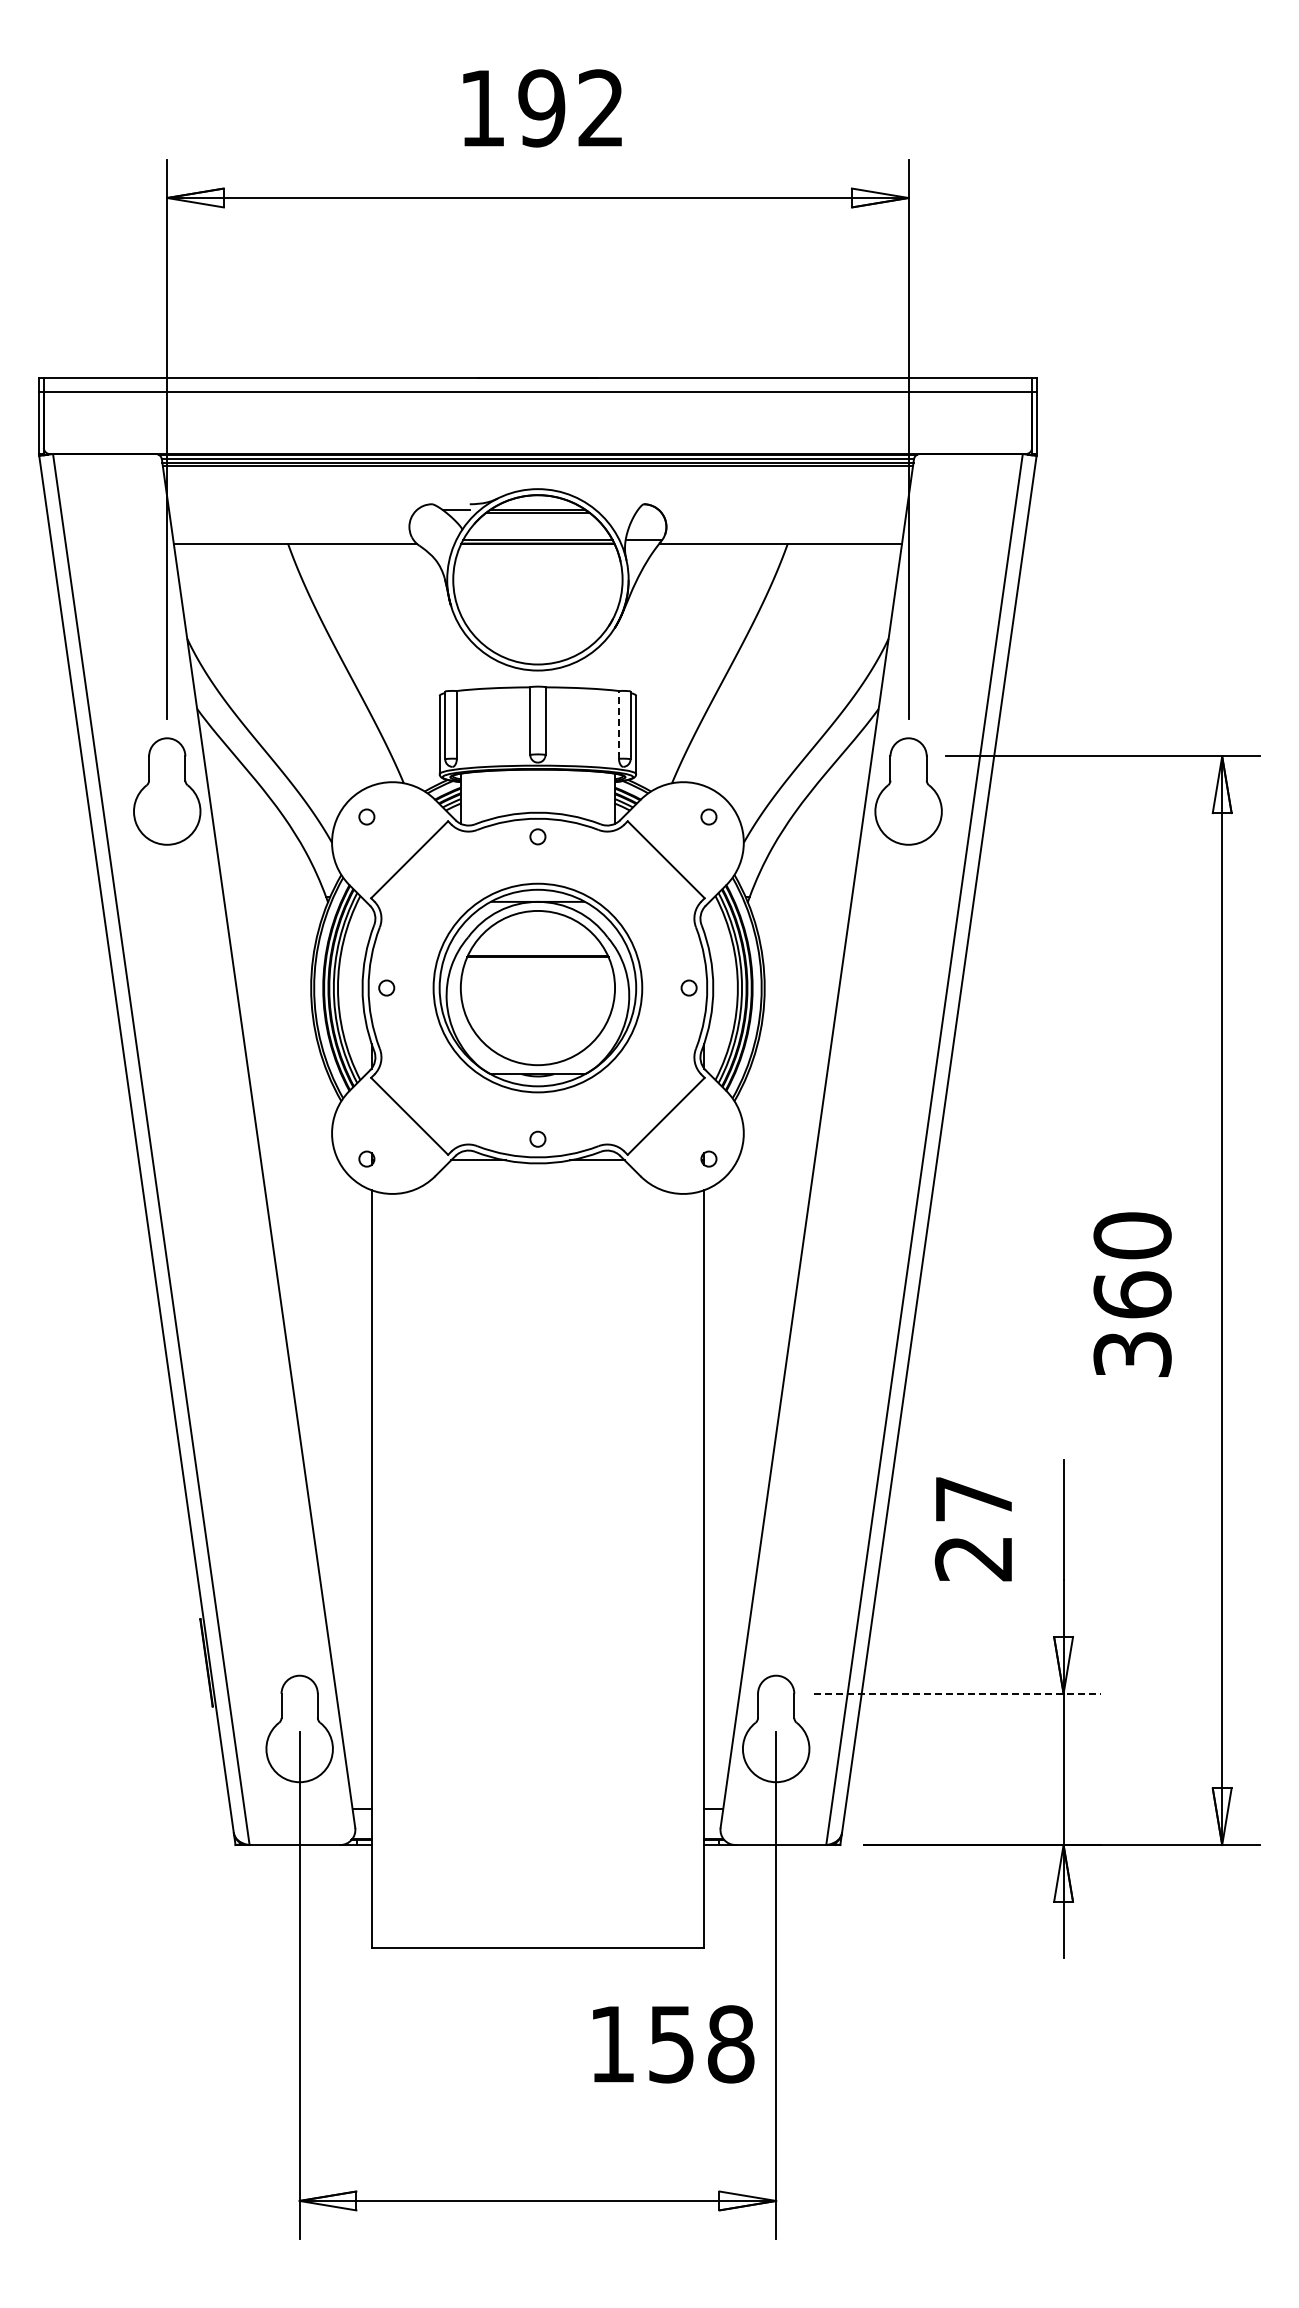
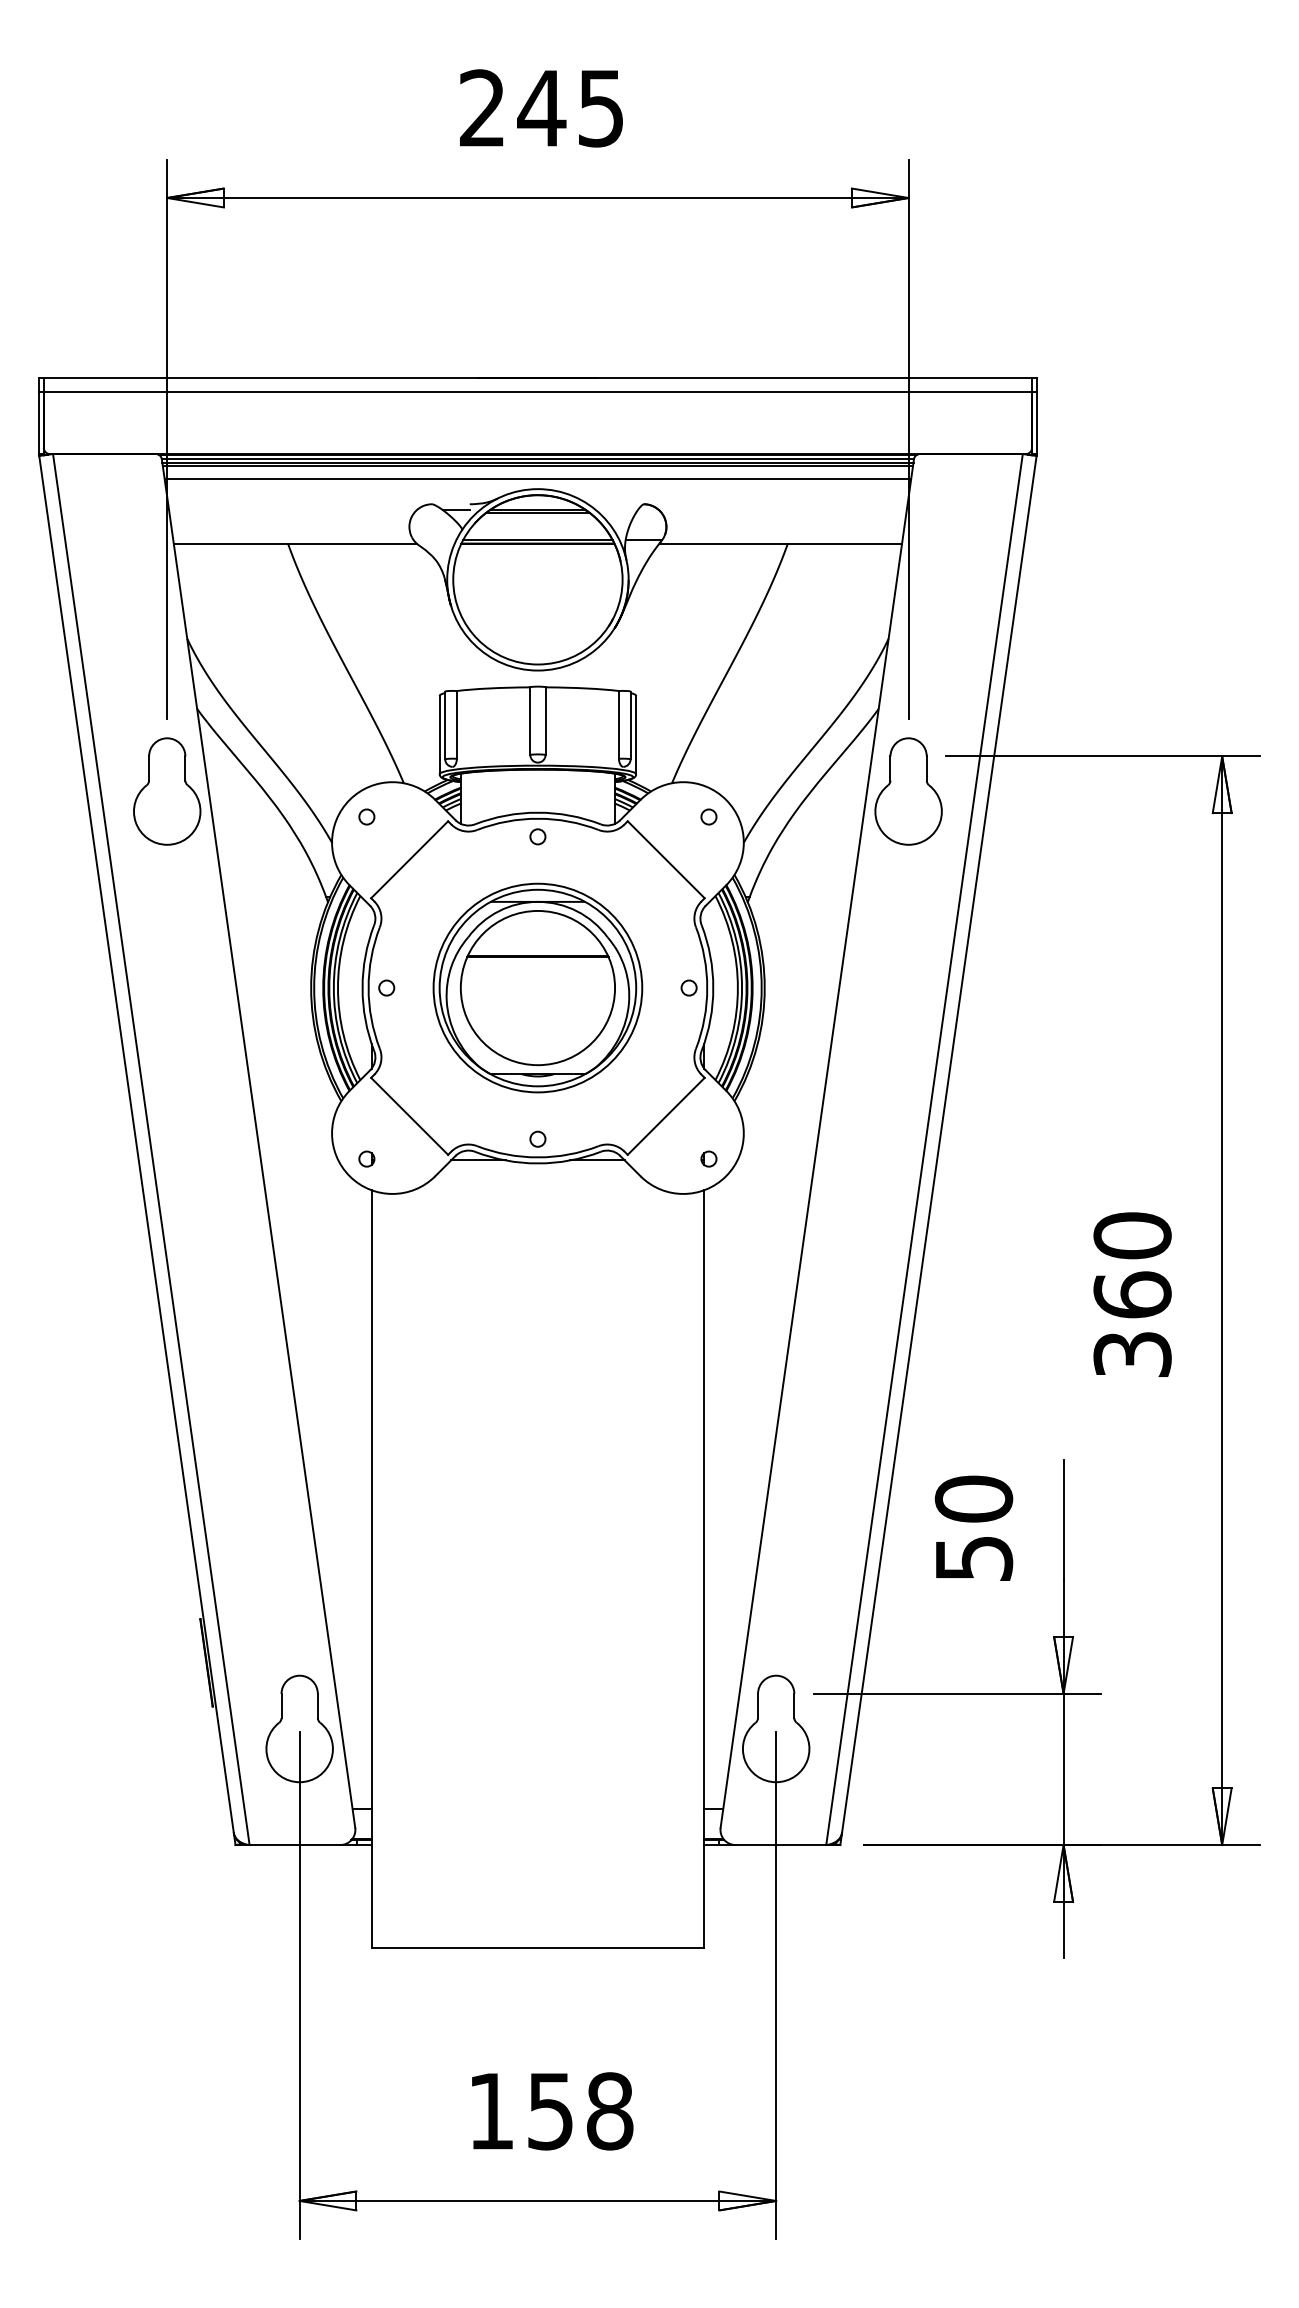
text: 192 -> 245 (541, 108)
line: none -> present (537, 478)
line: dashed -> solid (619, 724)
text: 27 -> 50 (973, 1528)
line: dashed -> solid (957, 1693)
text position: (673, 2044) -> (552, 2111) (552, 2111)
